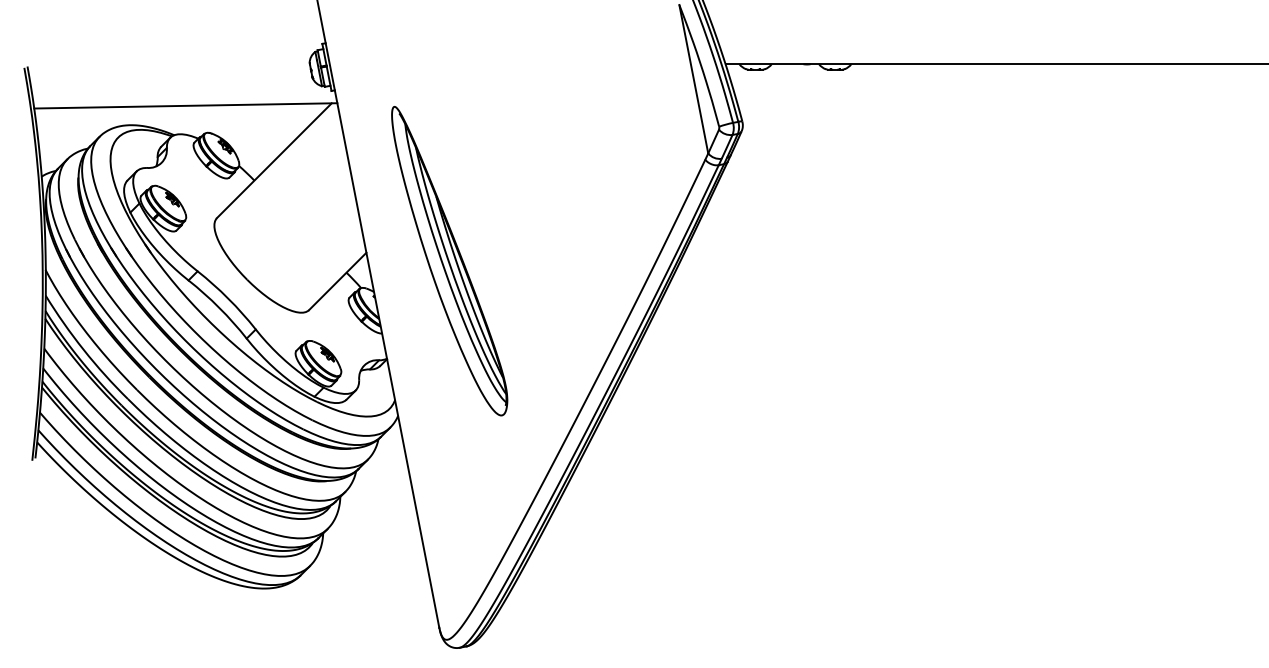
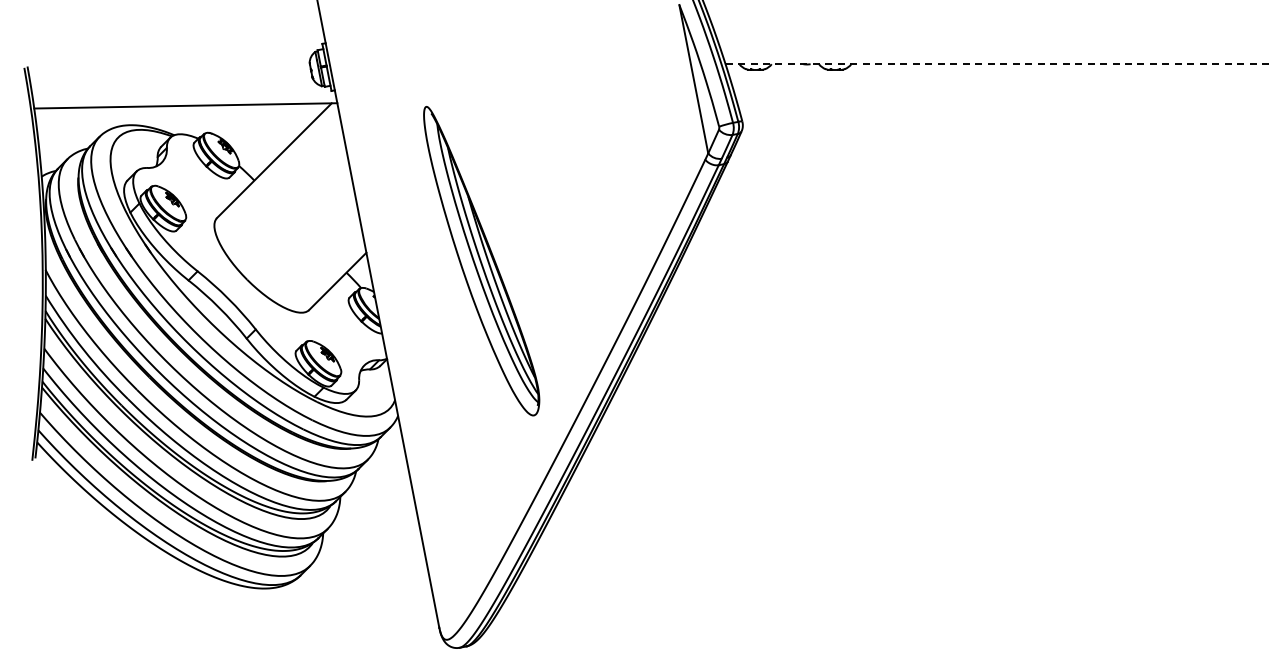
line: solid -> dashed (997, 64)
part position: (449, 261) -> (481, 261) (481, 261)
